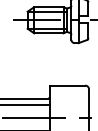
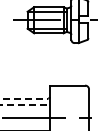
line: solid -> dashed (24, 98)
line: solid -> dashed (25, 105)
